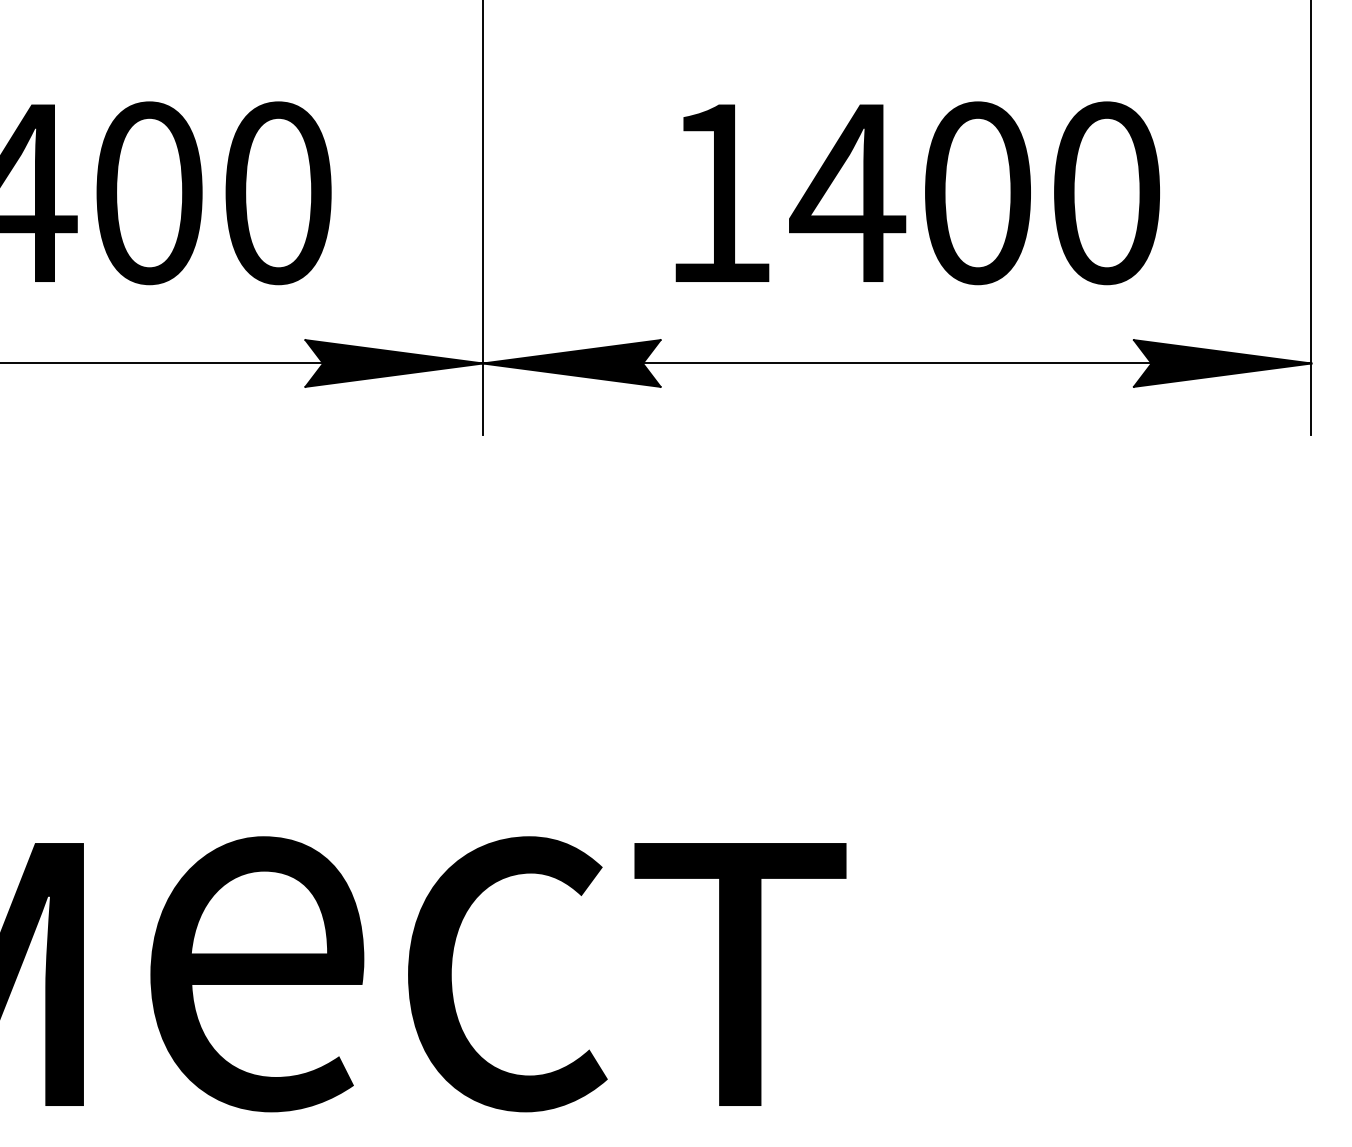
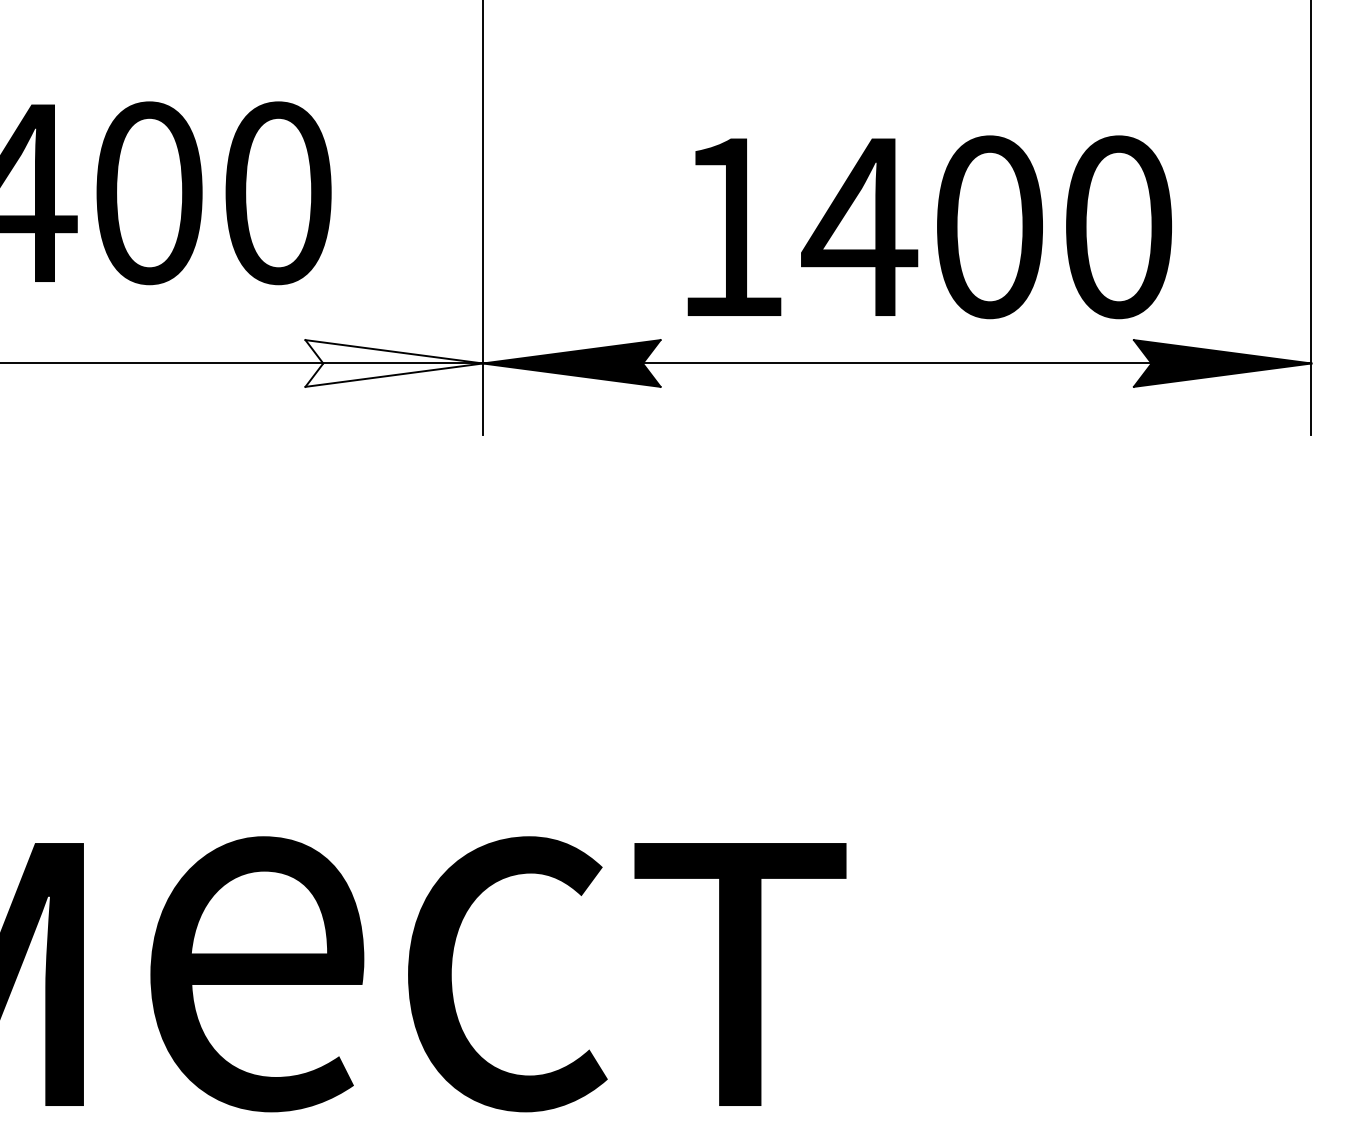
text position: (917, 193) -> (929, 227) (929, 227)
fill: present -> none (394, 363)
